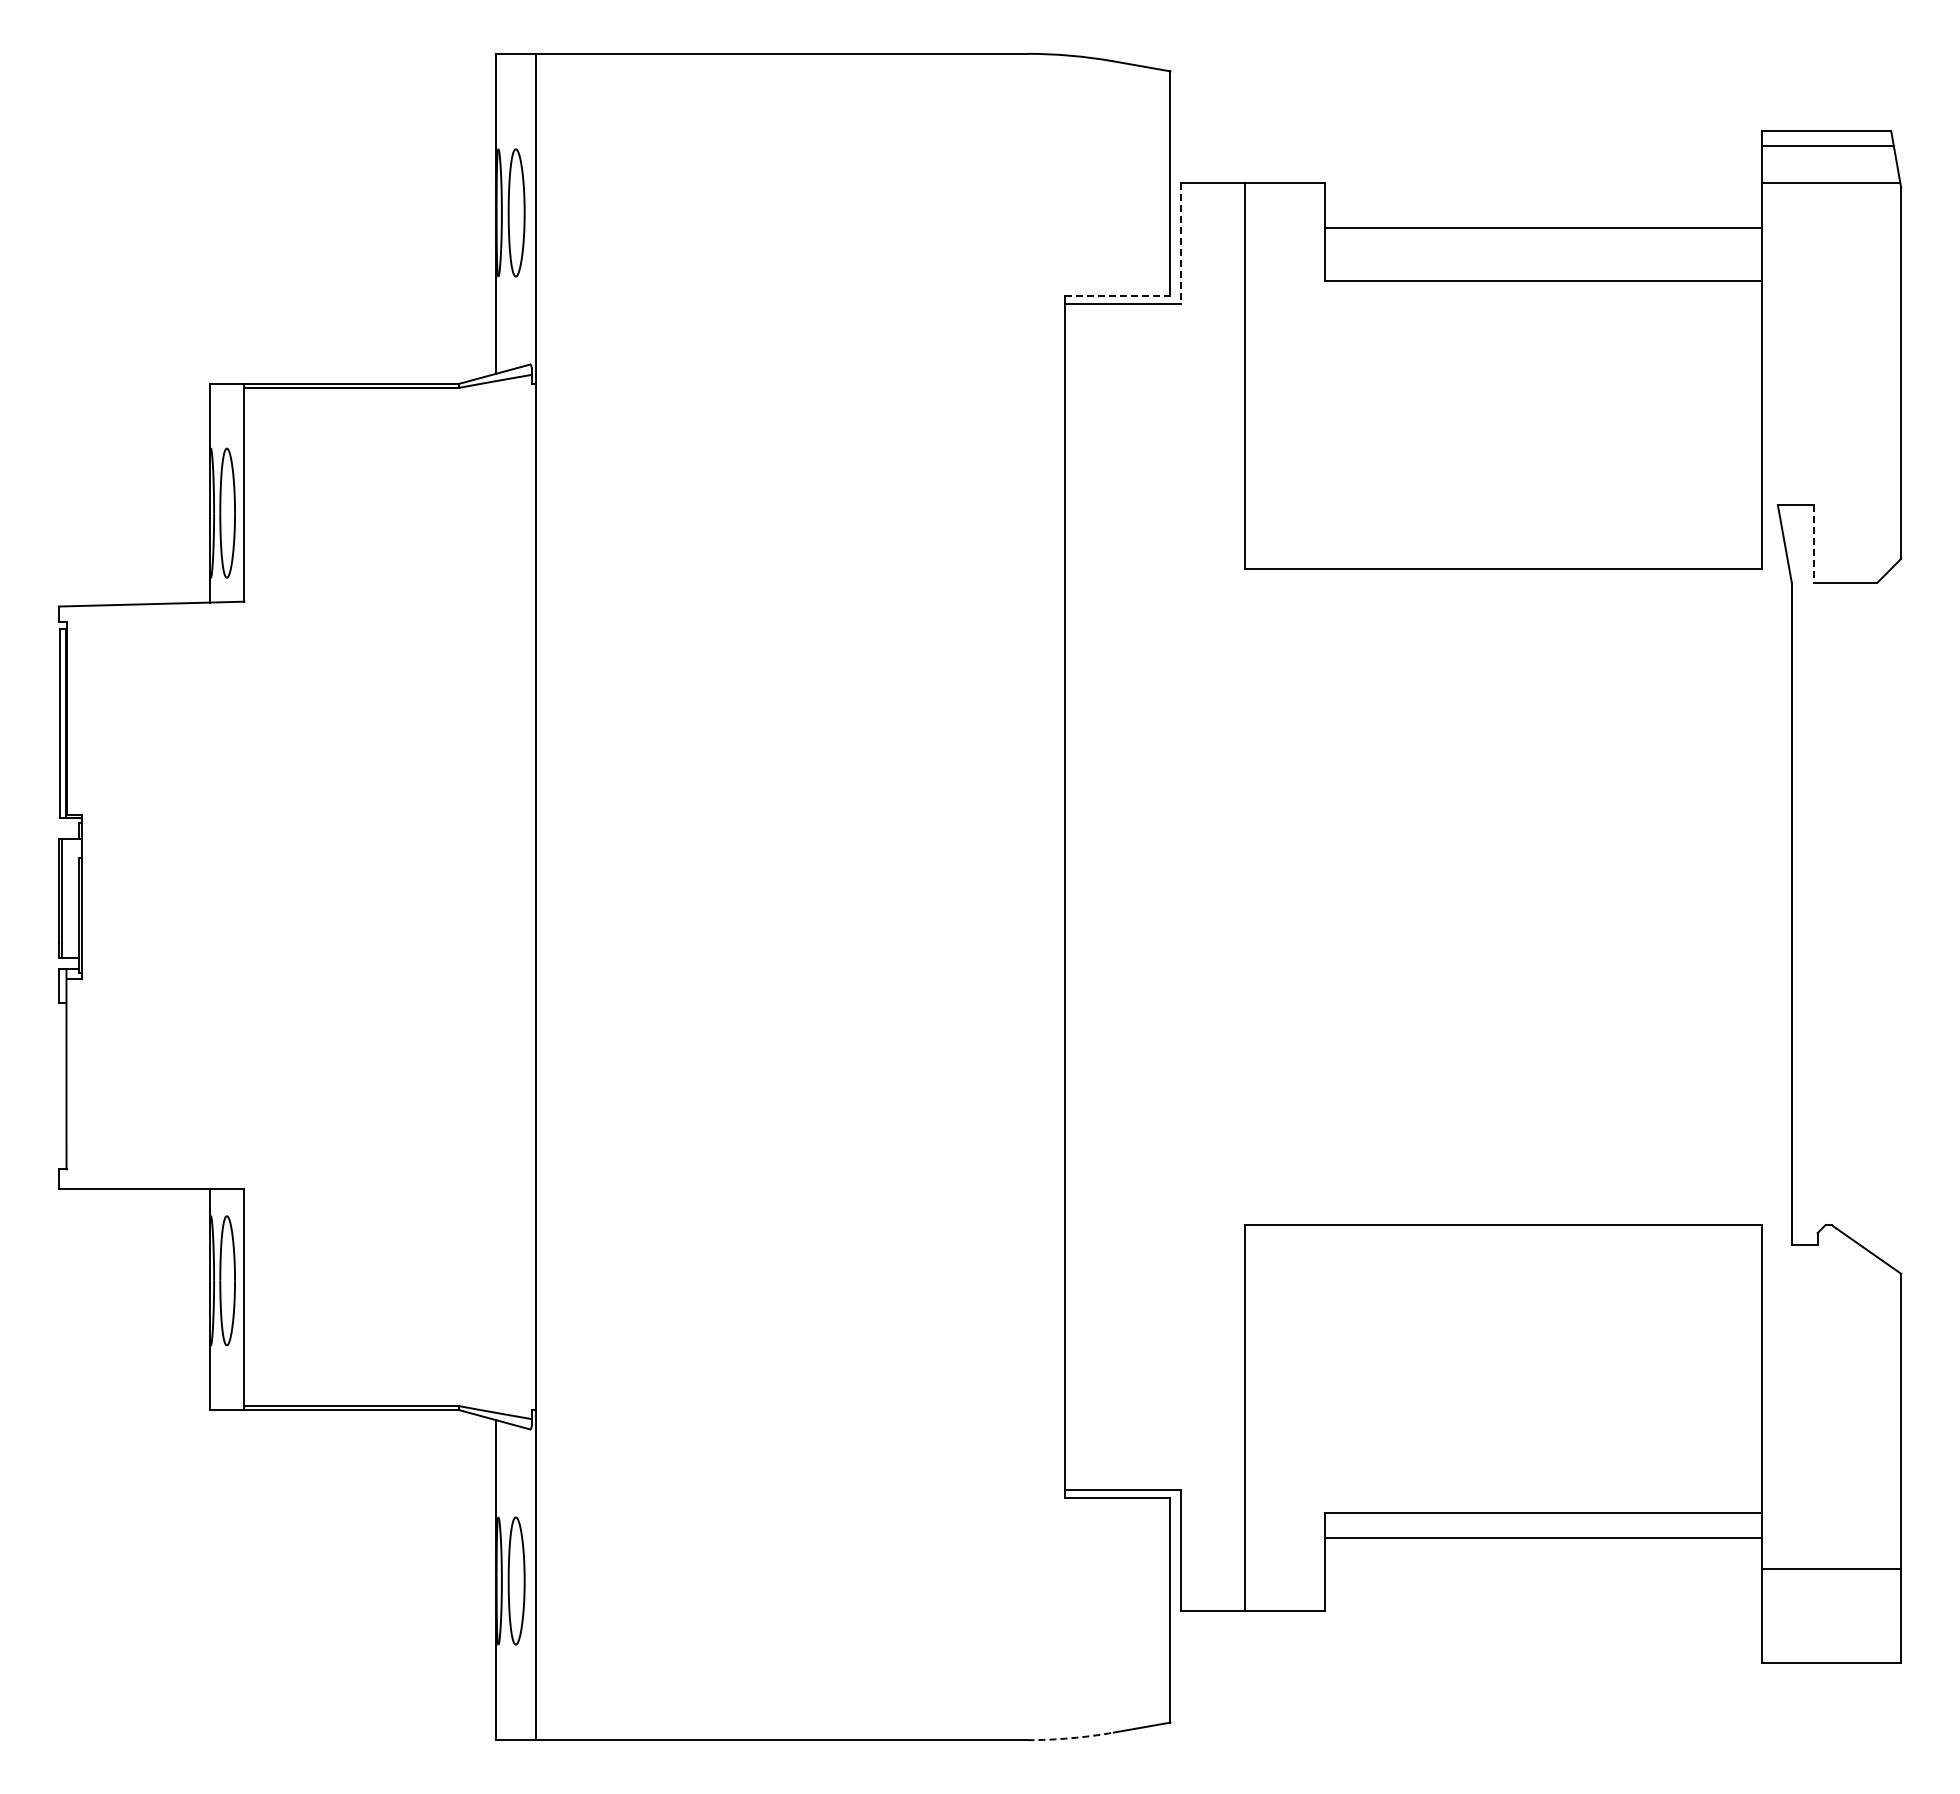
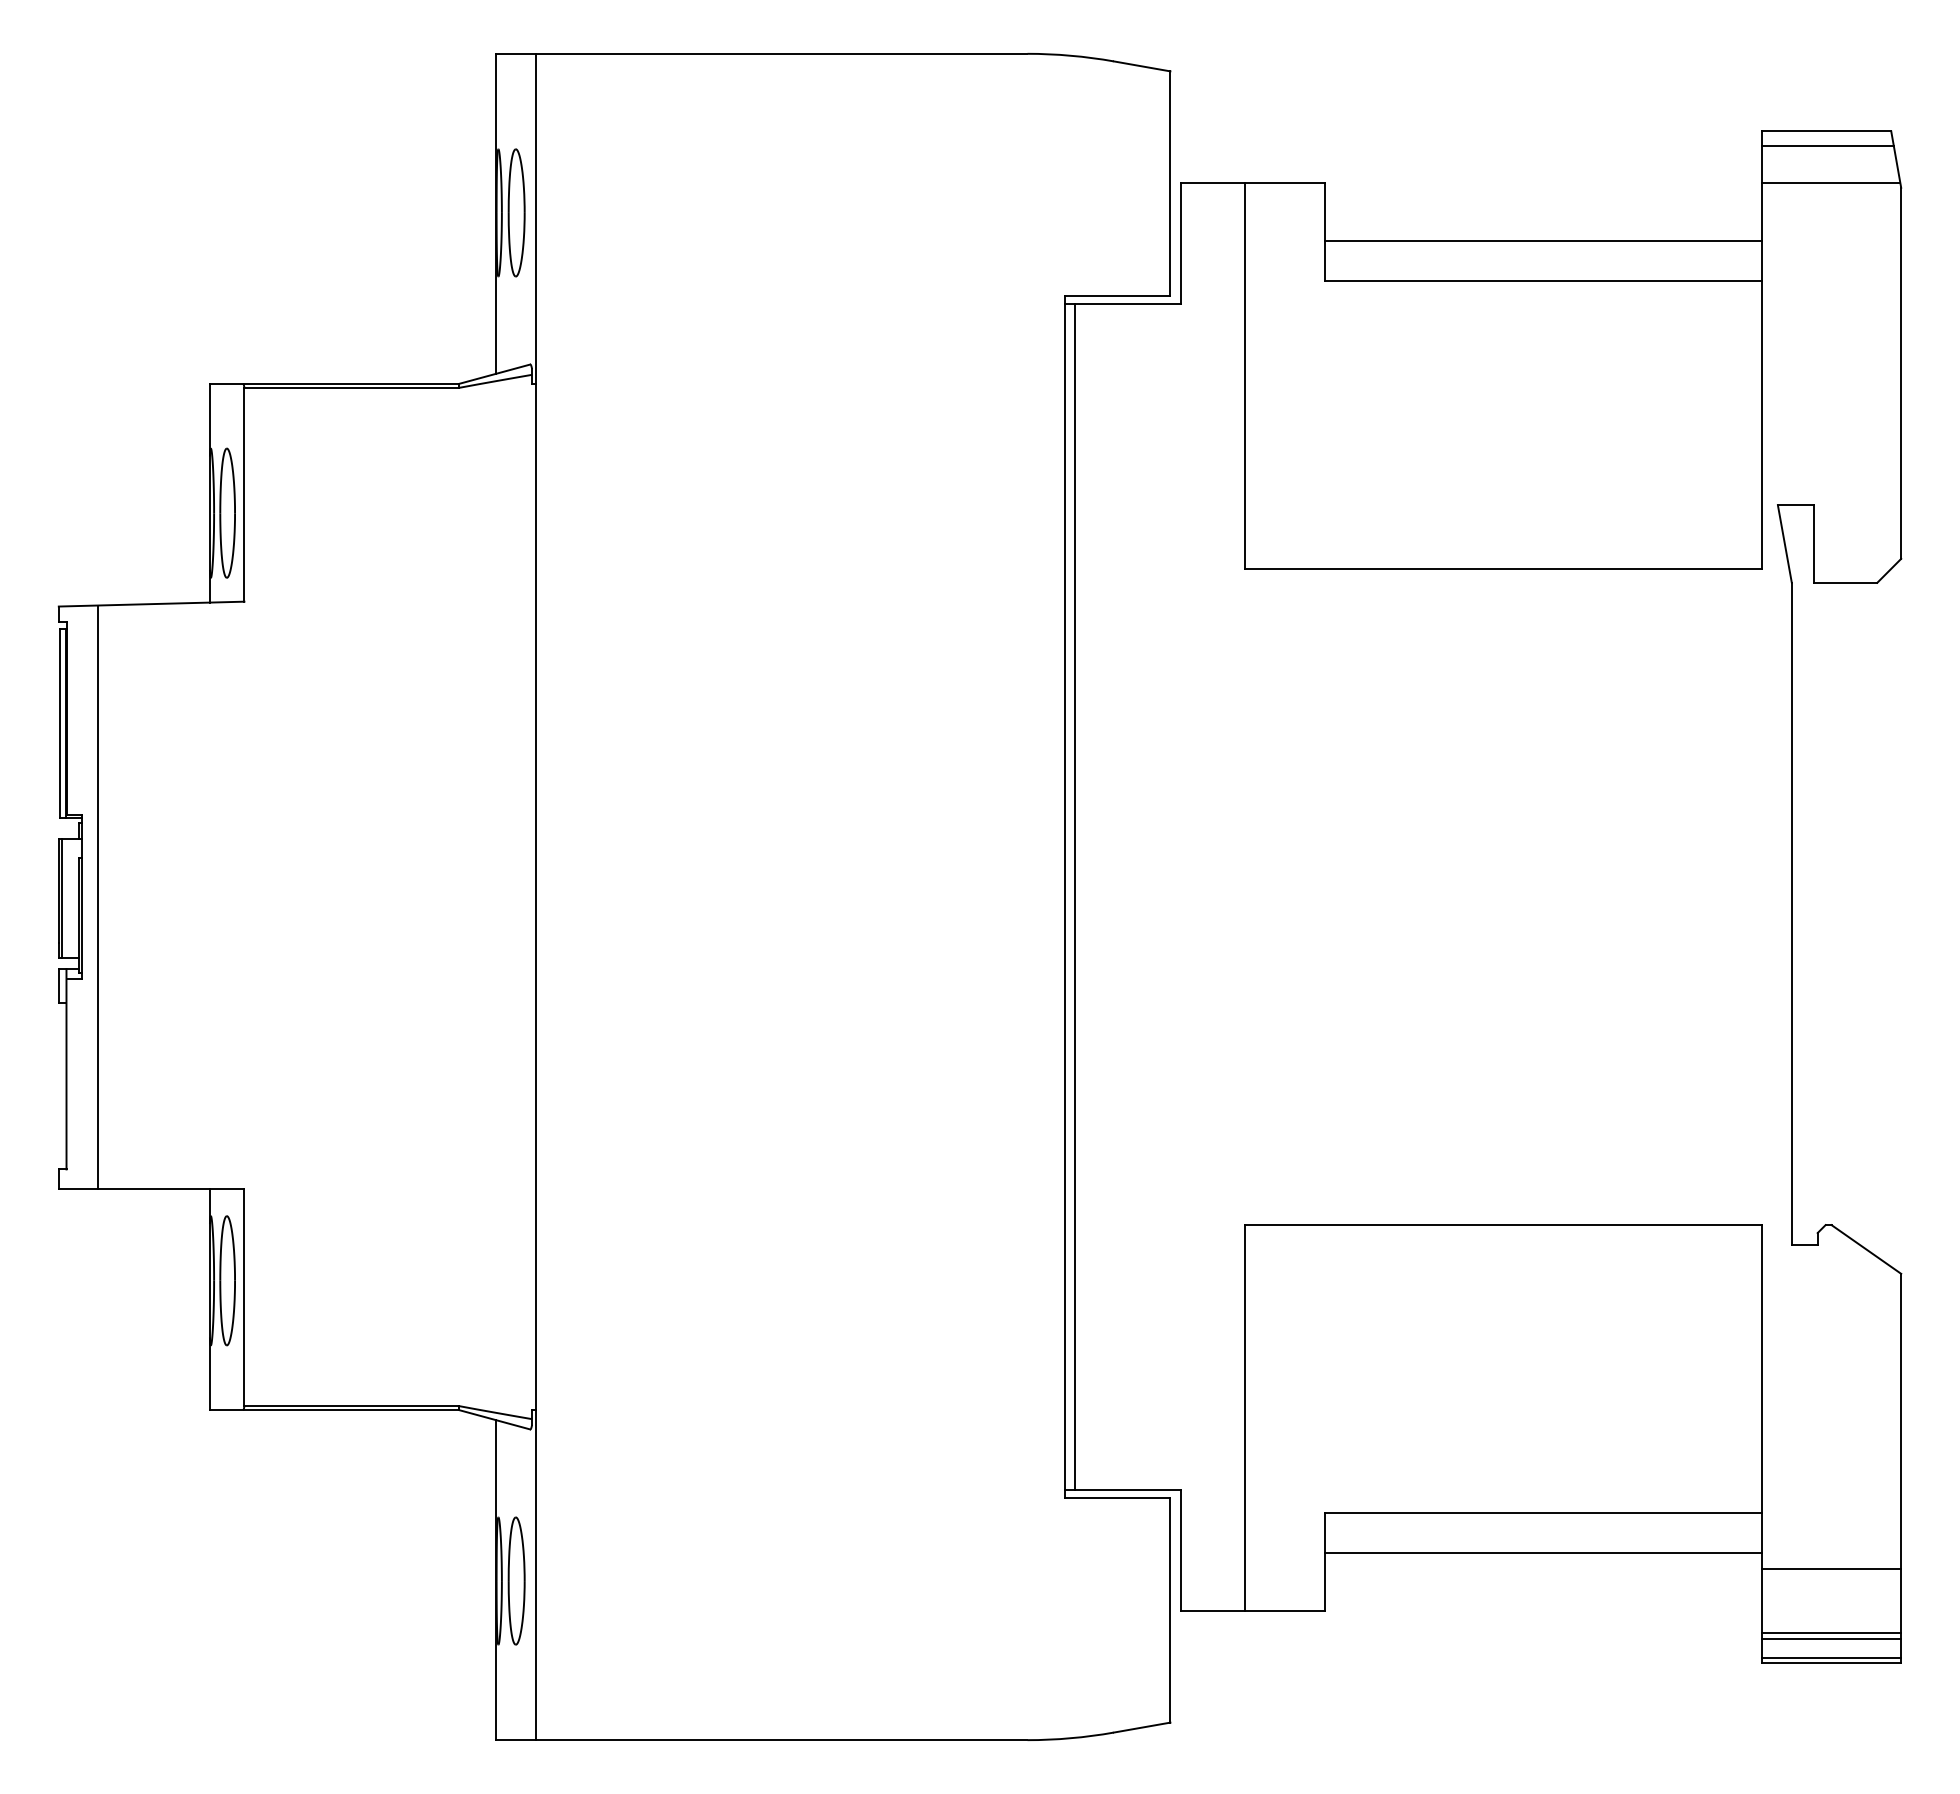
line position: (1543, 227) -> (1543, 240) (1543, 240)
line: dashed -> solid (1181, 243)
line: dashed -> solid (1117, 296)
line: dashed -> solid (1813, 544)
line: none -> present (1074, 896)
line: none -> present (97, 897)
line position: (1543, 1538) -> (1543, 1553) (1543, 1553)
line: none -> present (1831, 1632)
line: none -> present (1831, 1639)
line: none -> present (1831, 1658)
arc: dashed -> solid (1070, 1738)
